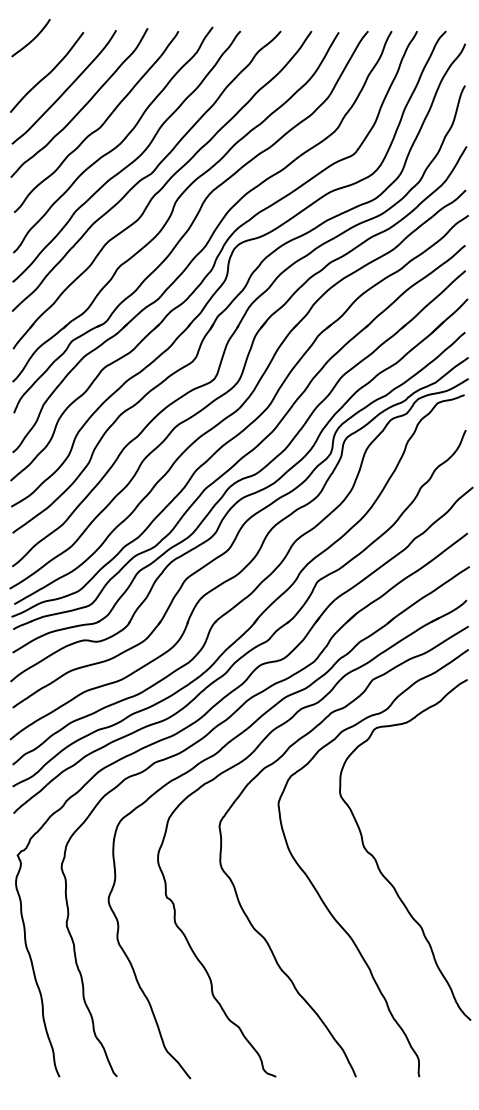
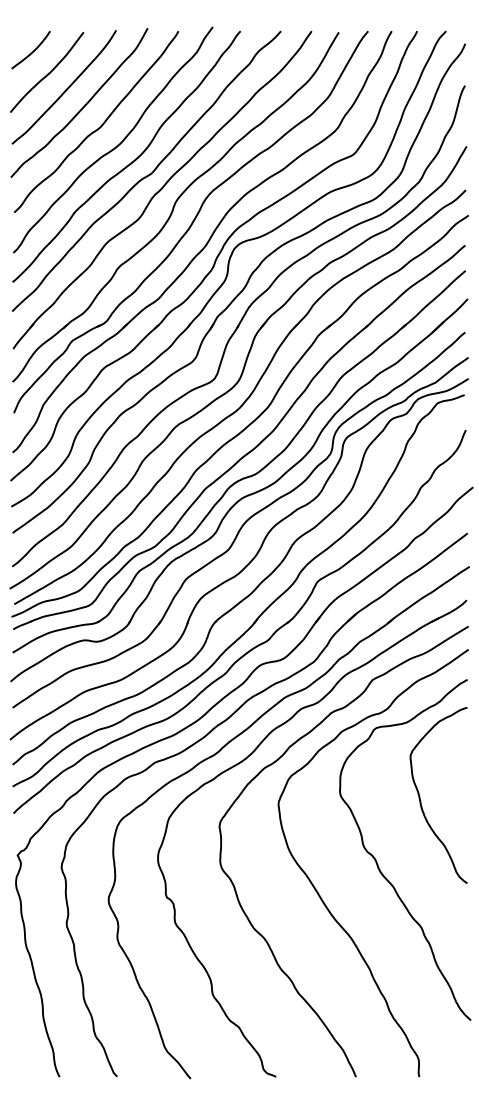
curve position: (32, 39) -> (32, 51) (32, 51)
curve: none -> present (420, 796)
